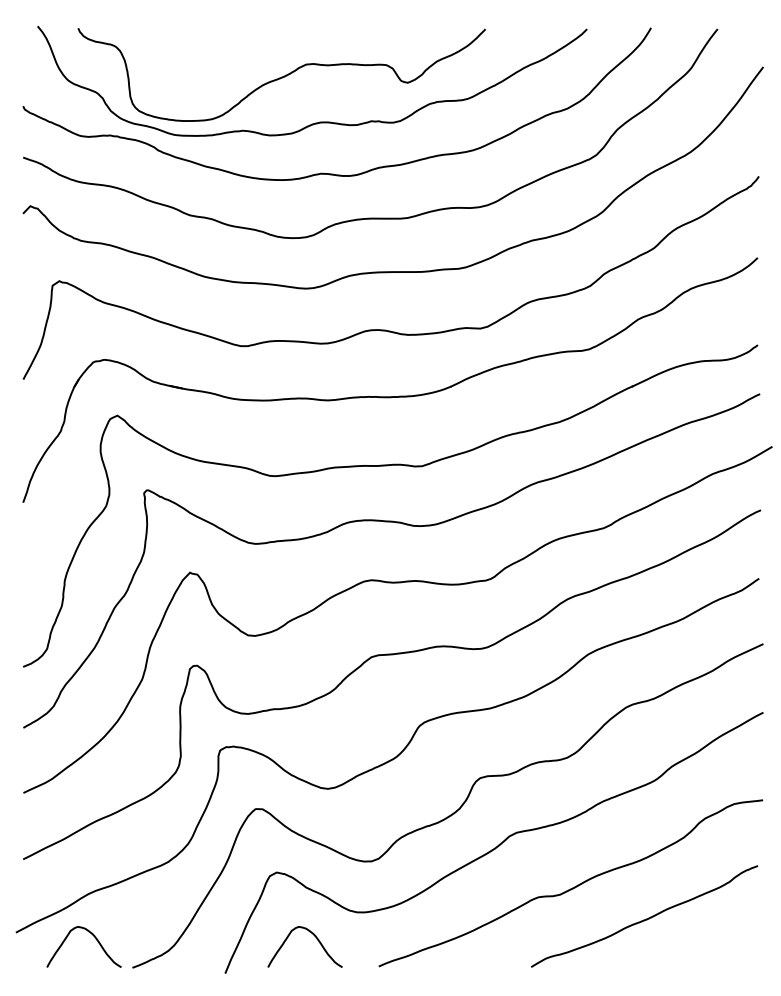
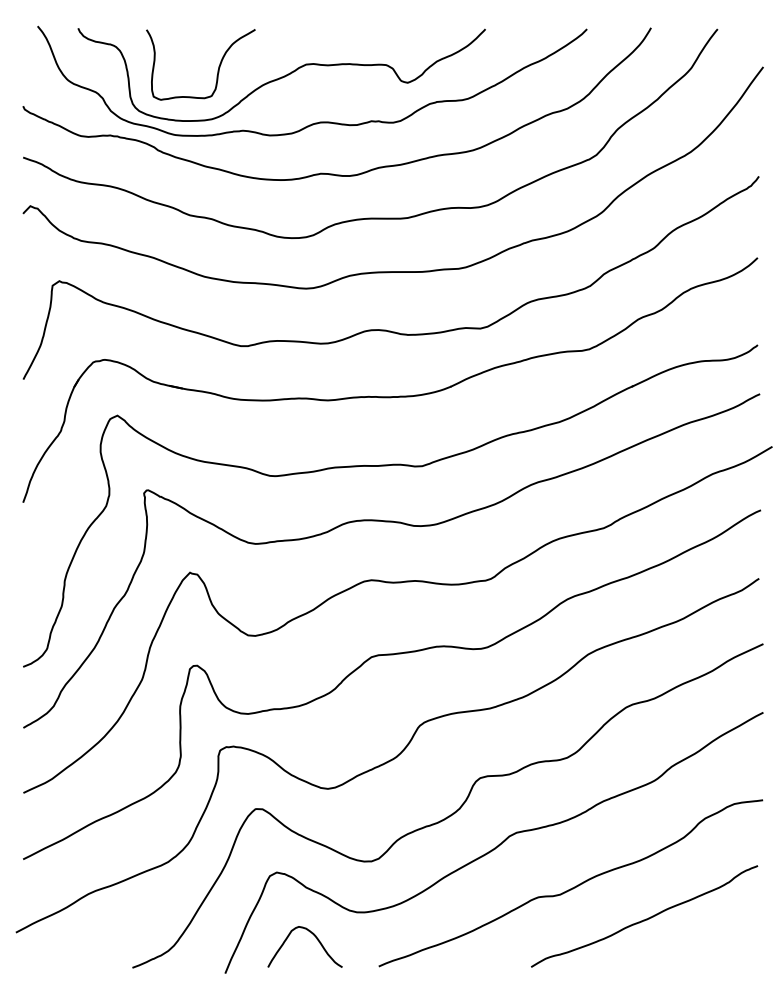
curve: none -> present (217, 70)
curve: present -> none (95, 939)
